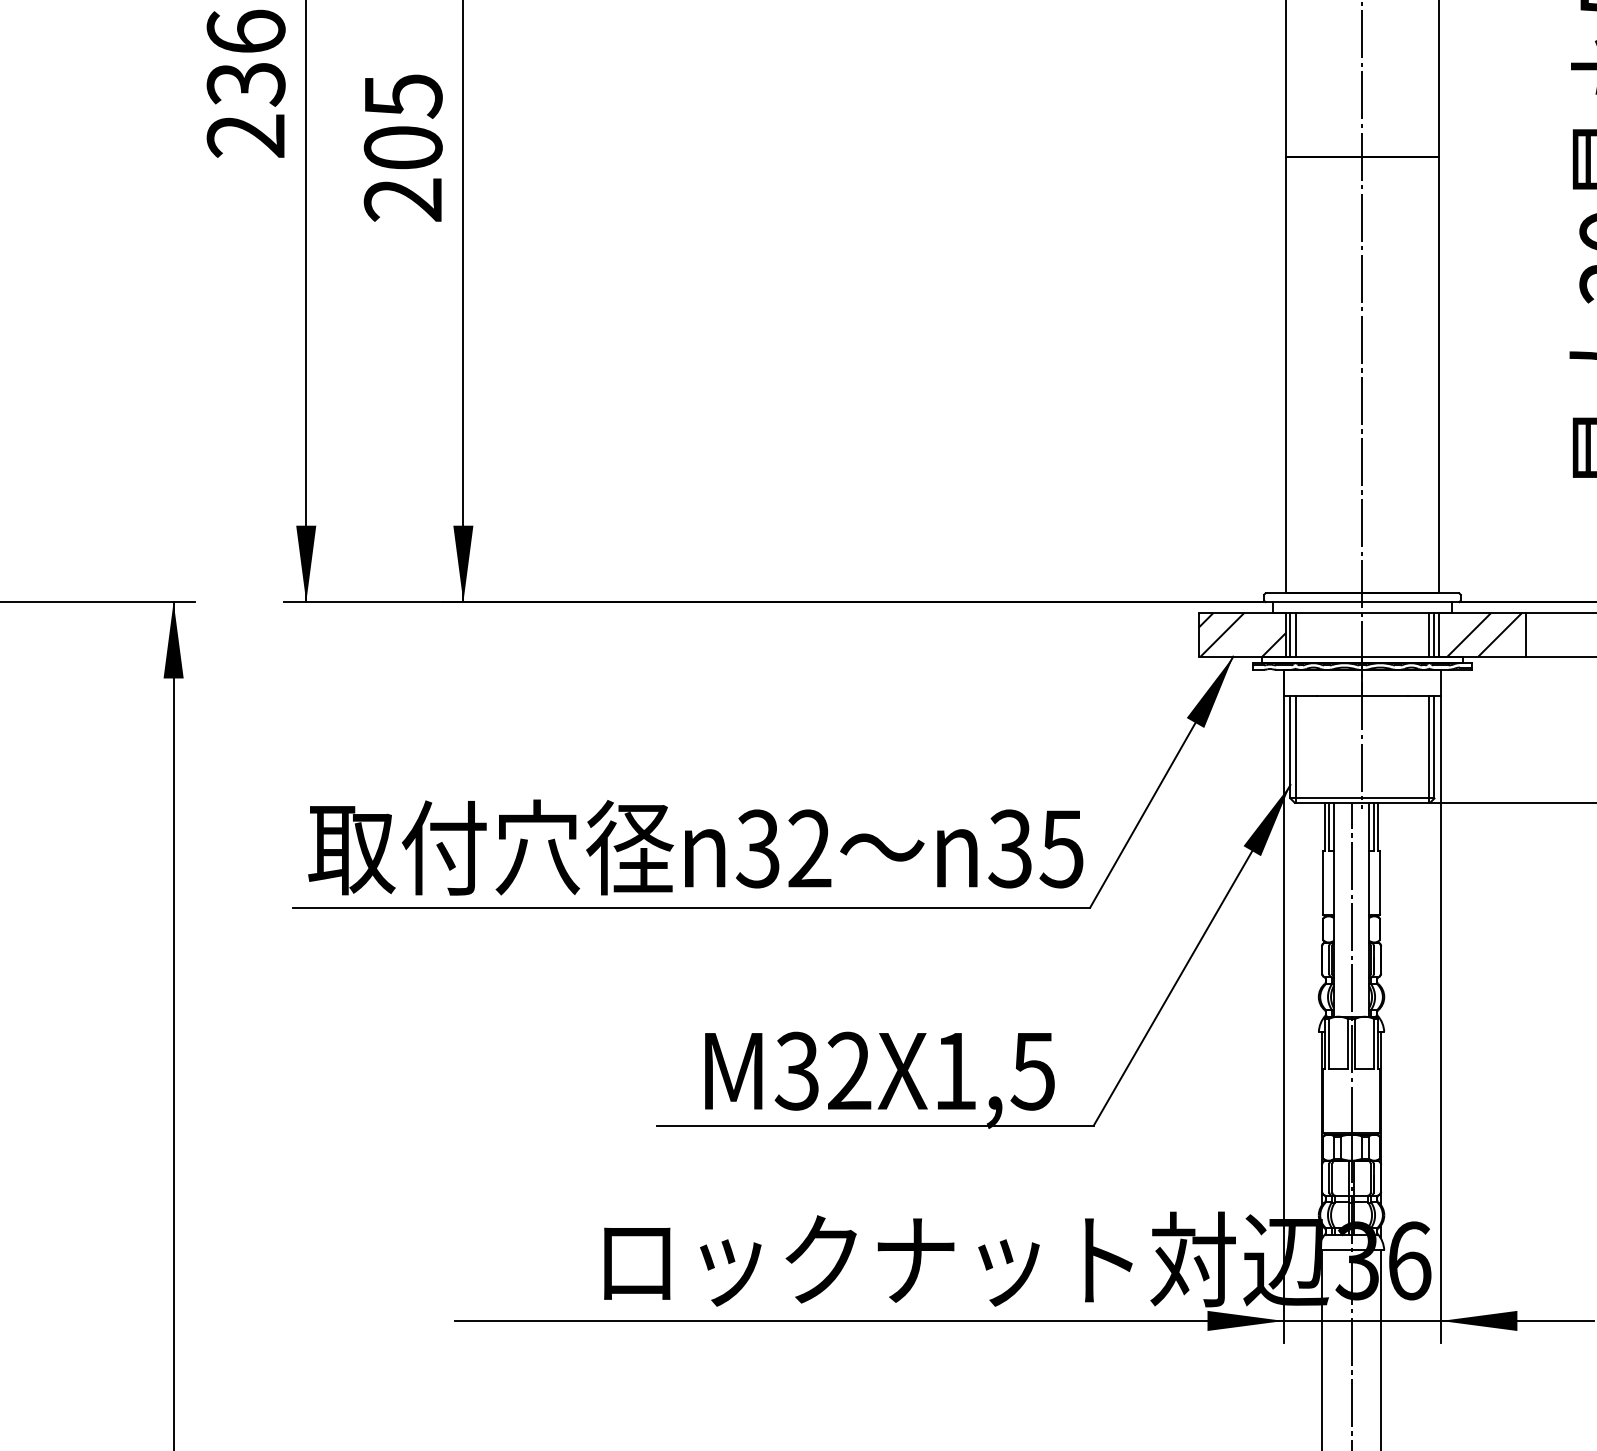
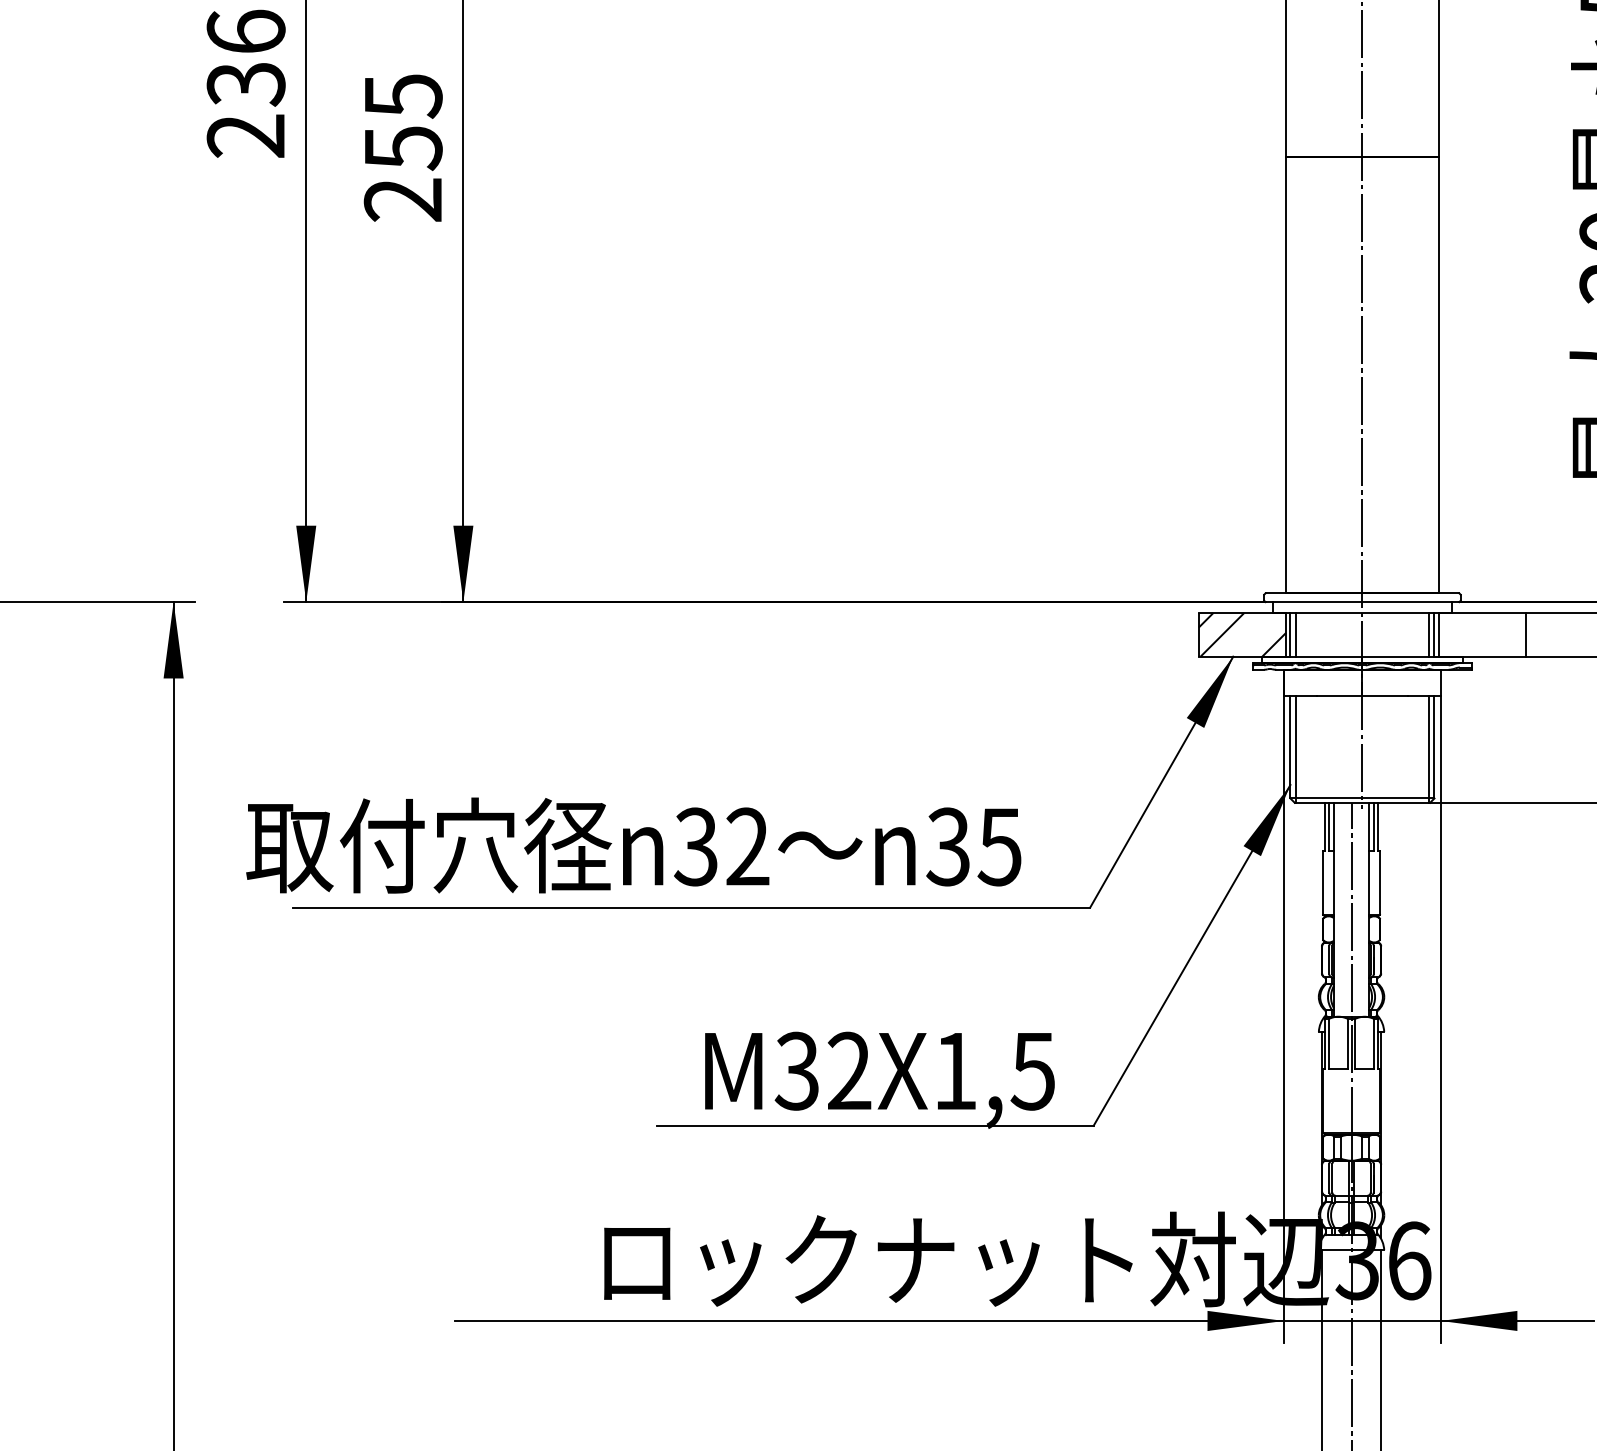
text: 205 -> 255 (402, 148)
hatch: present -> none (1484, 634)
text position: (695, 847) -> (633, 845) (633, 845)
